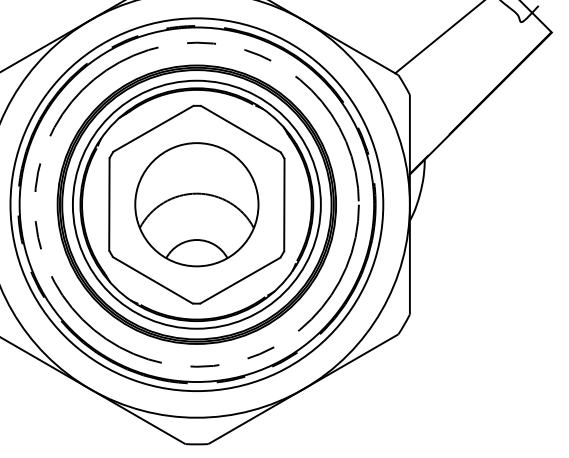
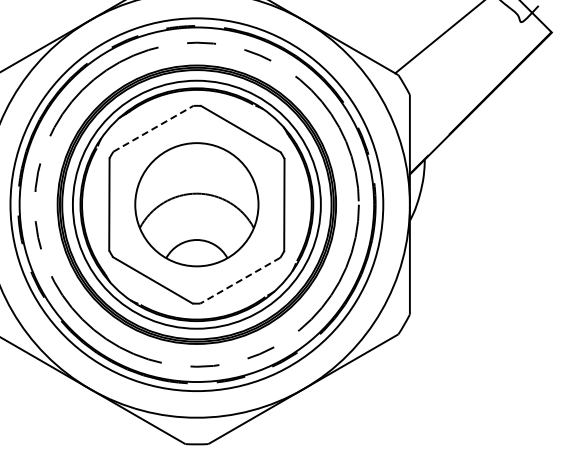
line: solid -> dashed (153, 128)
line: solid -> dashed (239, 280)
